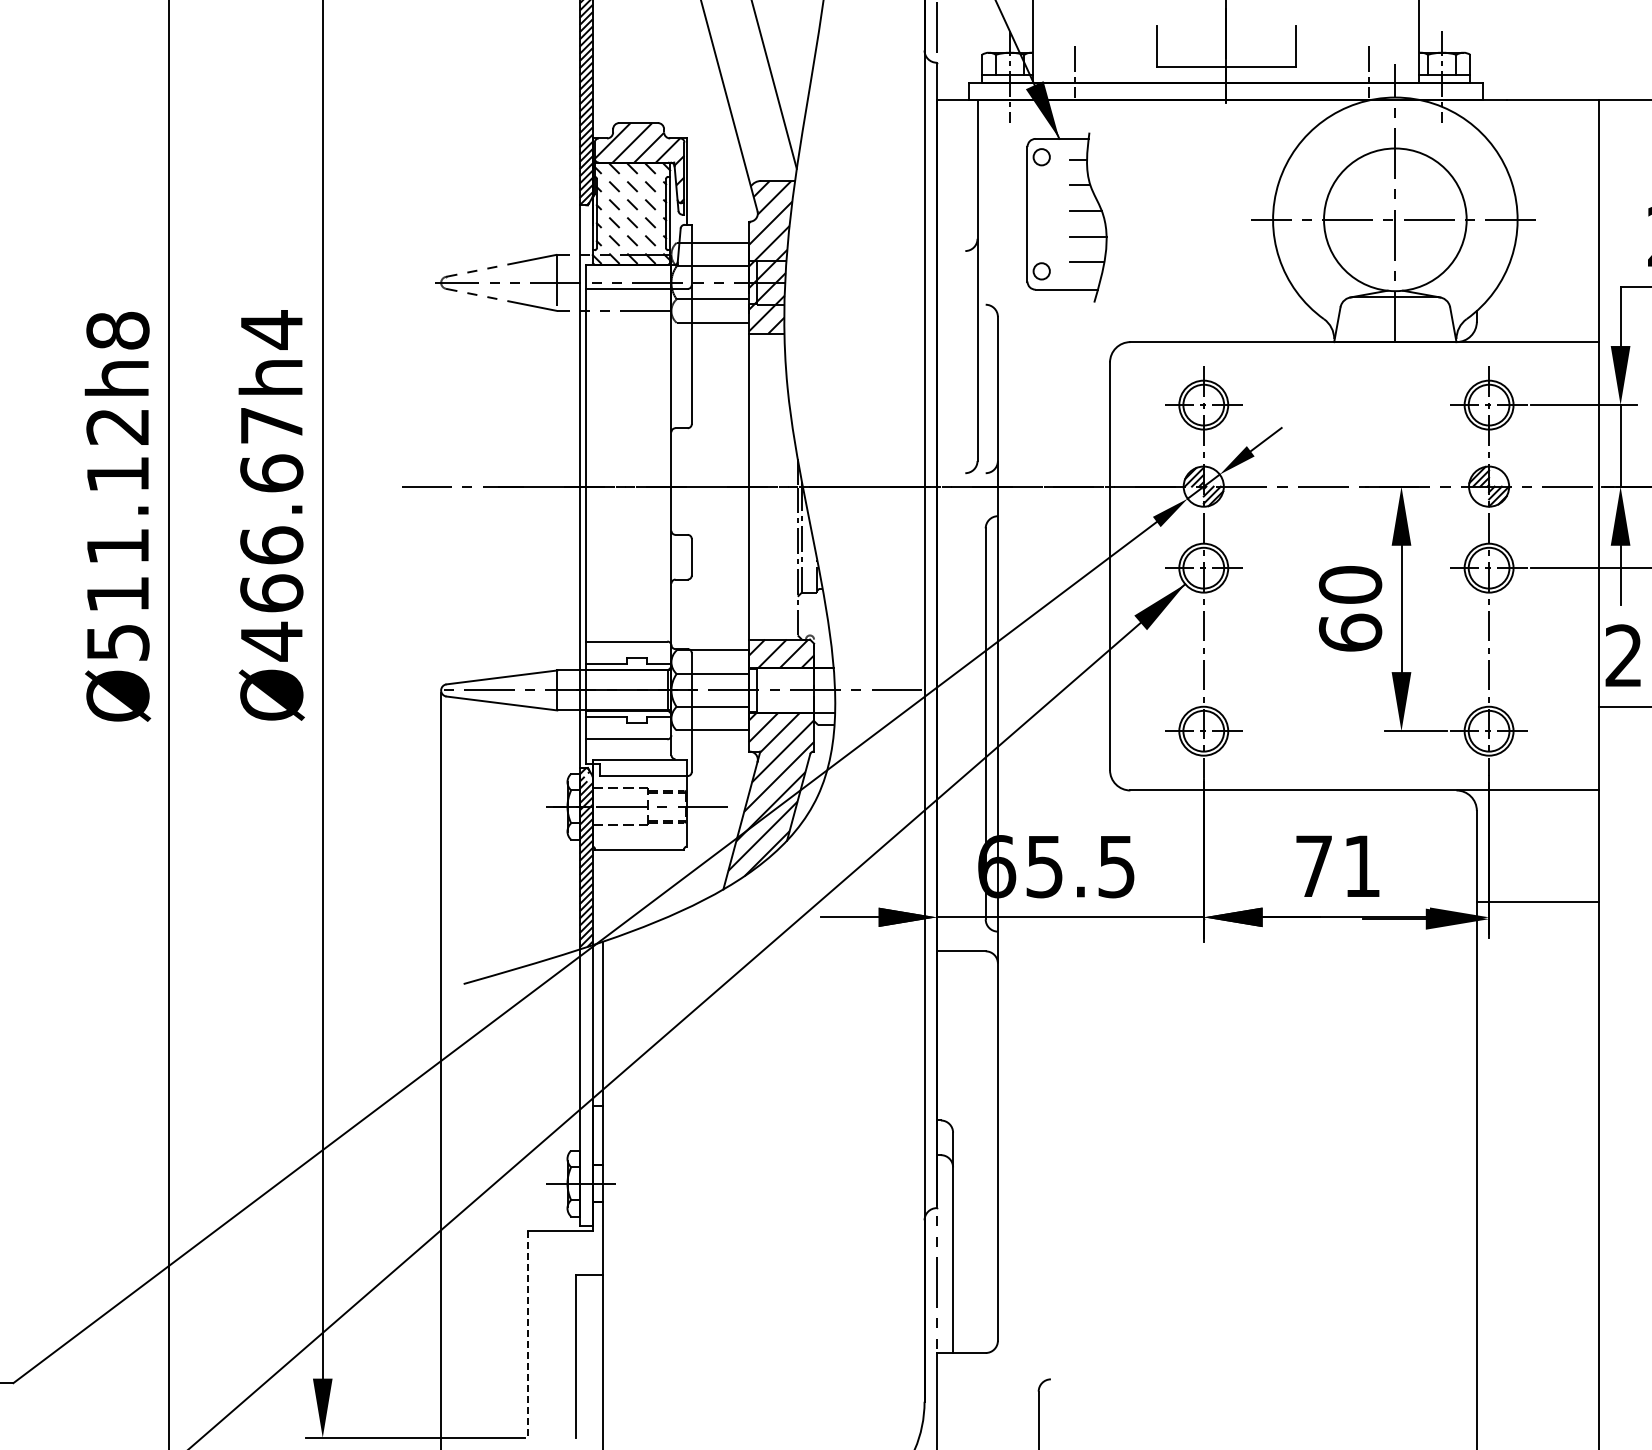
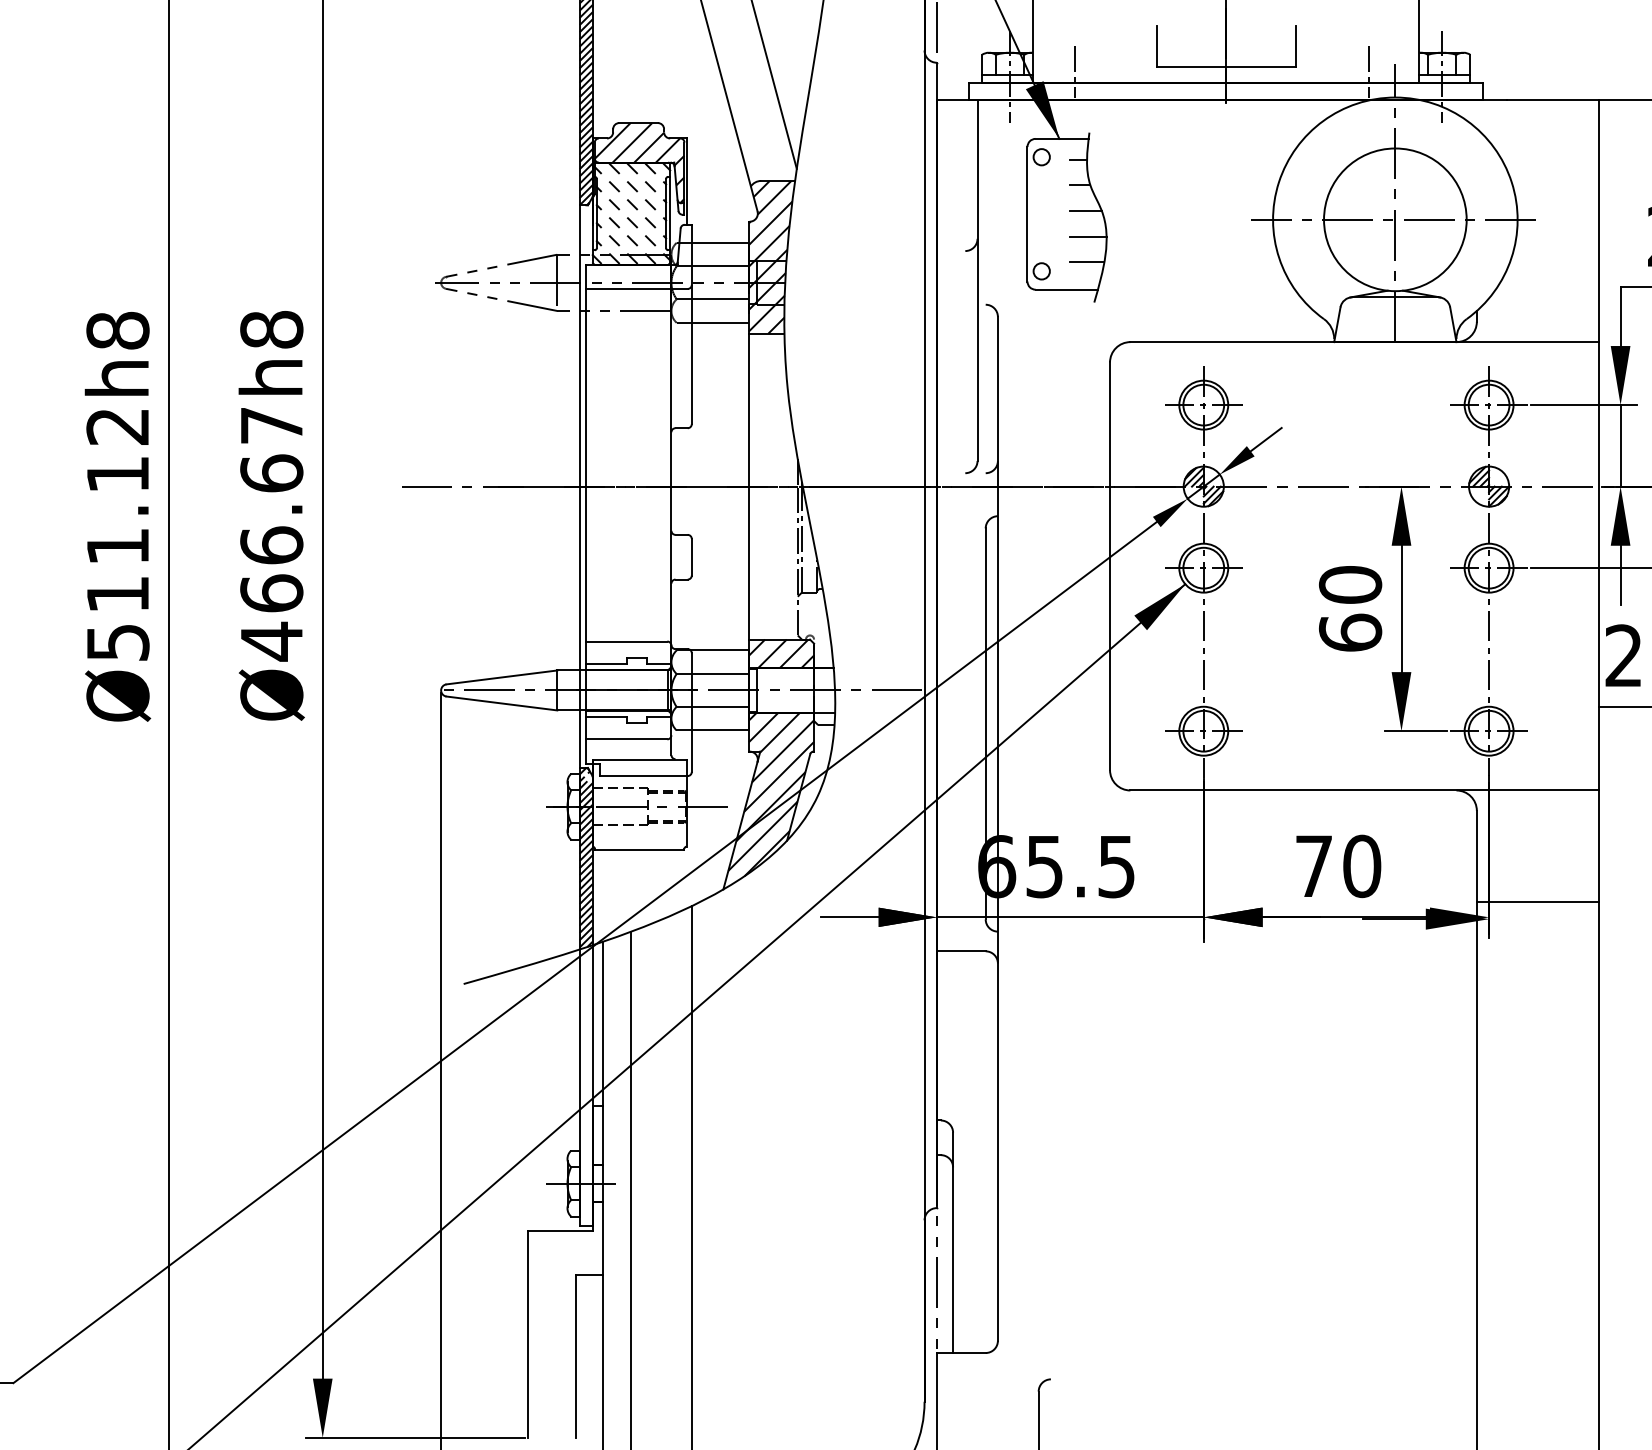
text: Ø466.67h4 -> Ø466.67h8 (271, 329)
text: 71 -> 70 (1362, 866)
line: none -> present (692, 1175)
line: none -> present (631, 1188)
line: dashed -> solid (527, 1334)
